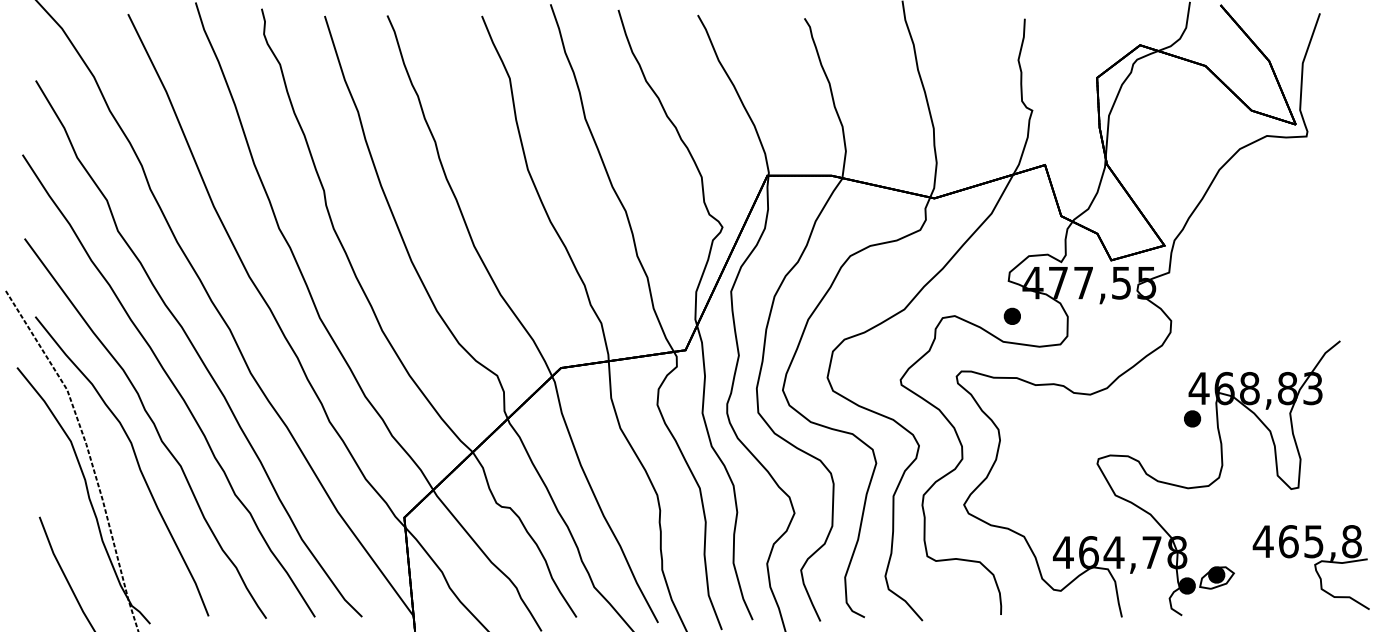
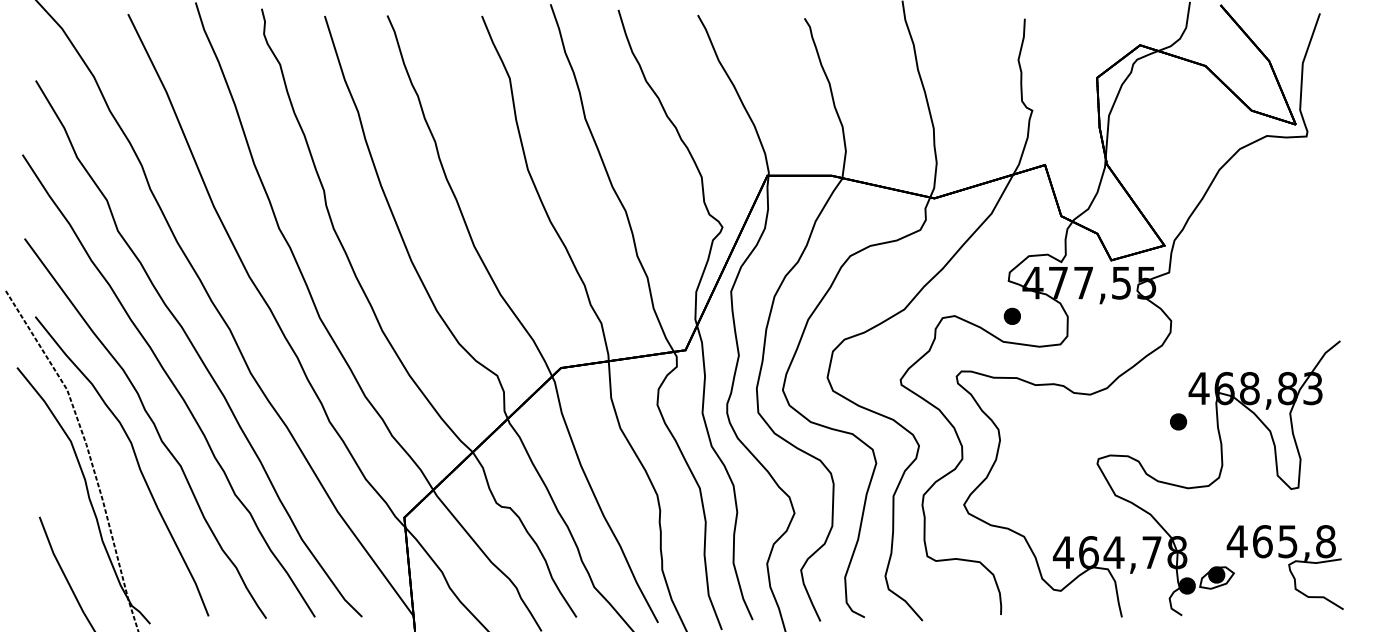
part position: (1192, 418) -> (1178, 421) (1178, 421)
part position: (1310, 567) -> (1284, 567) (1284, 567)
